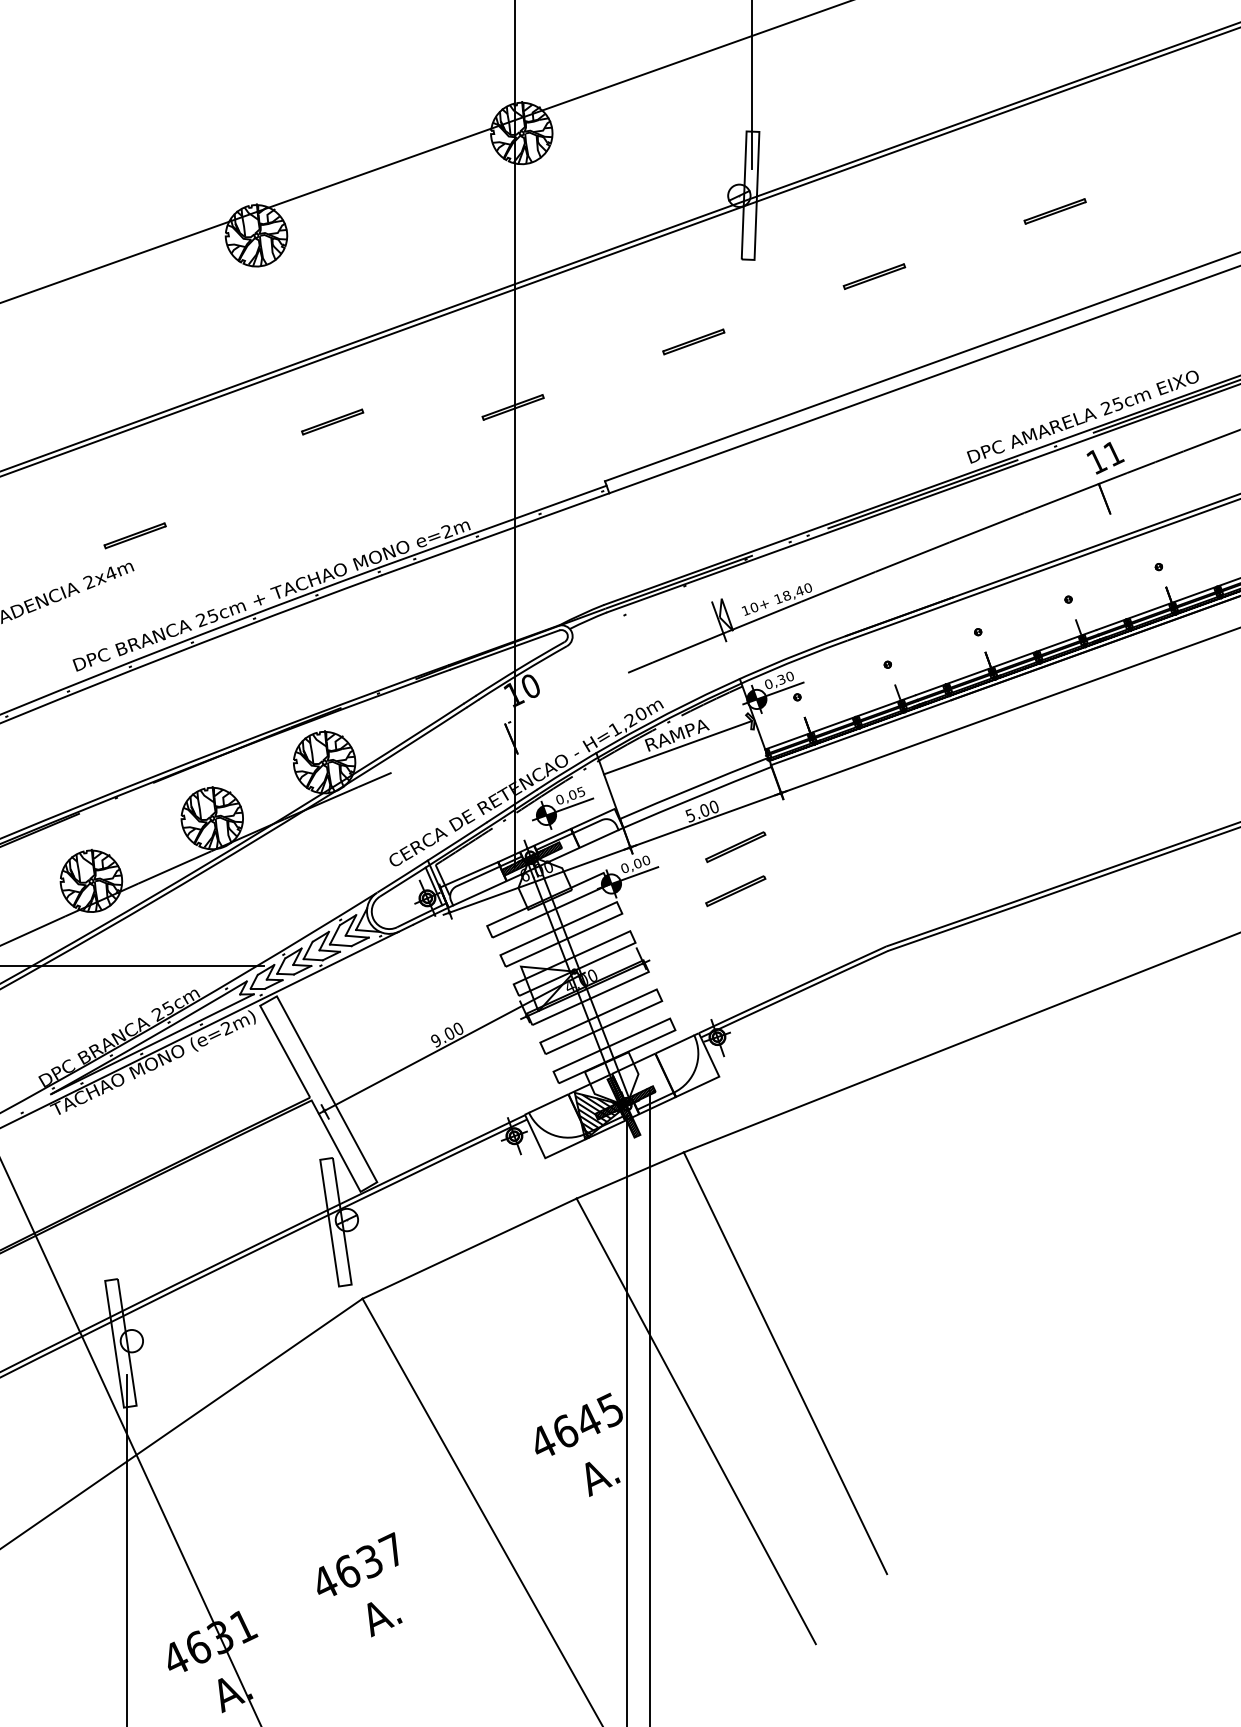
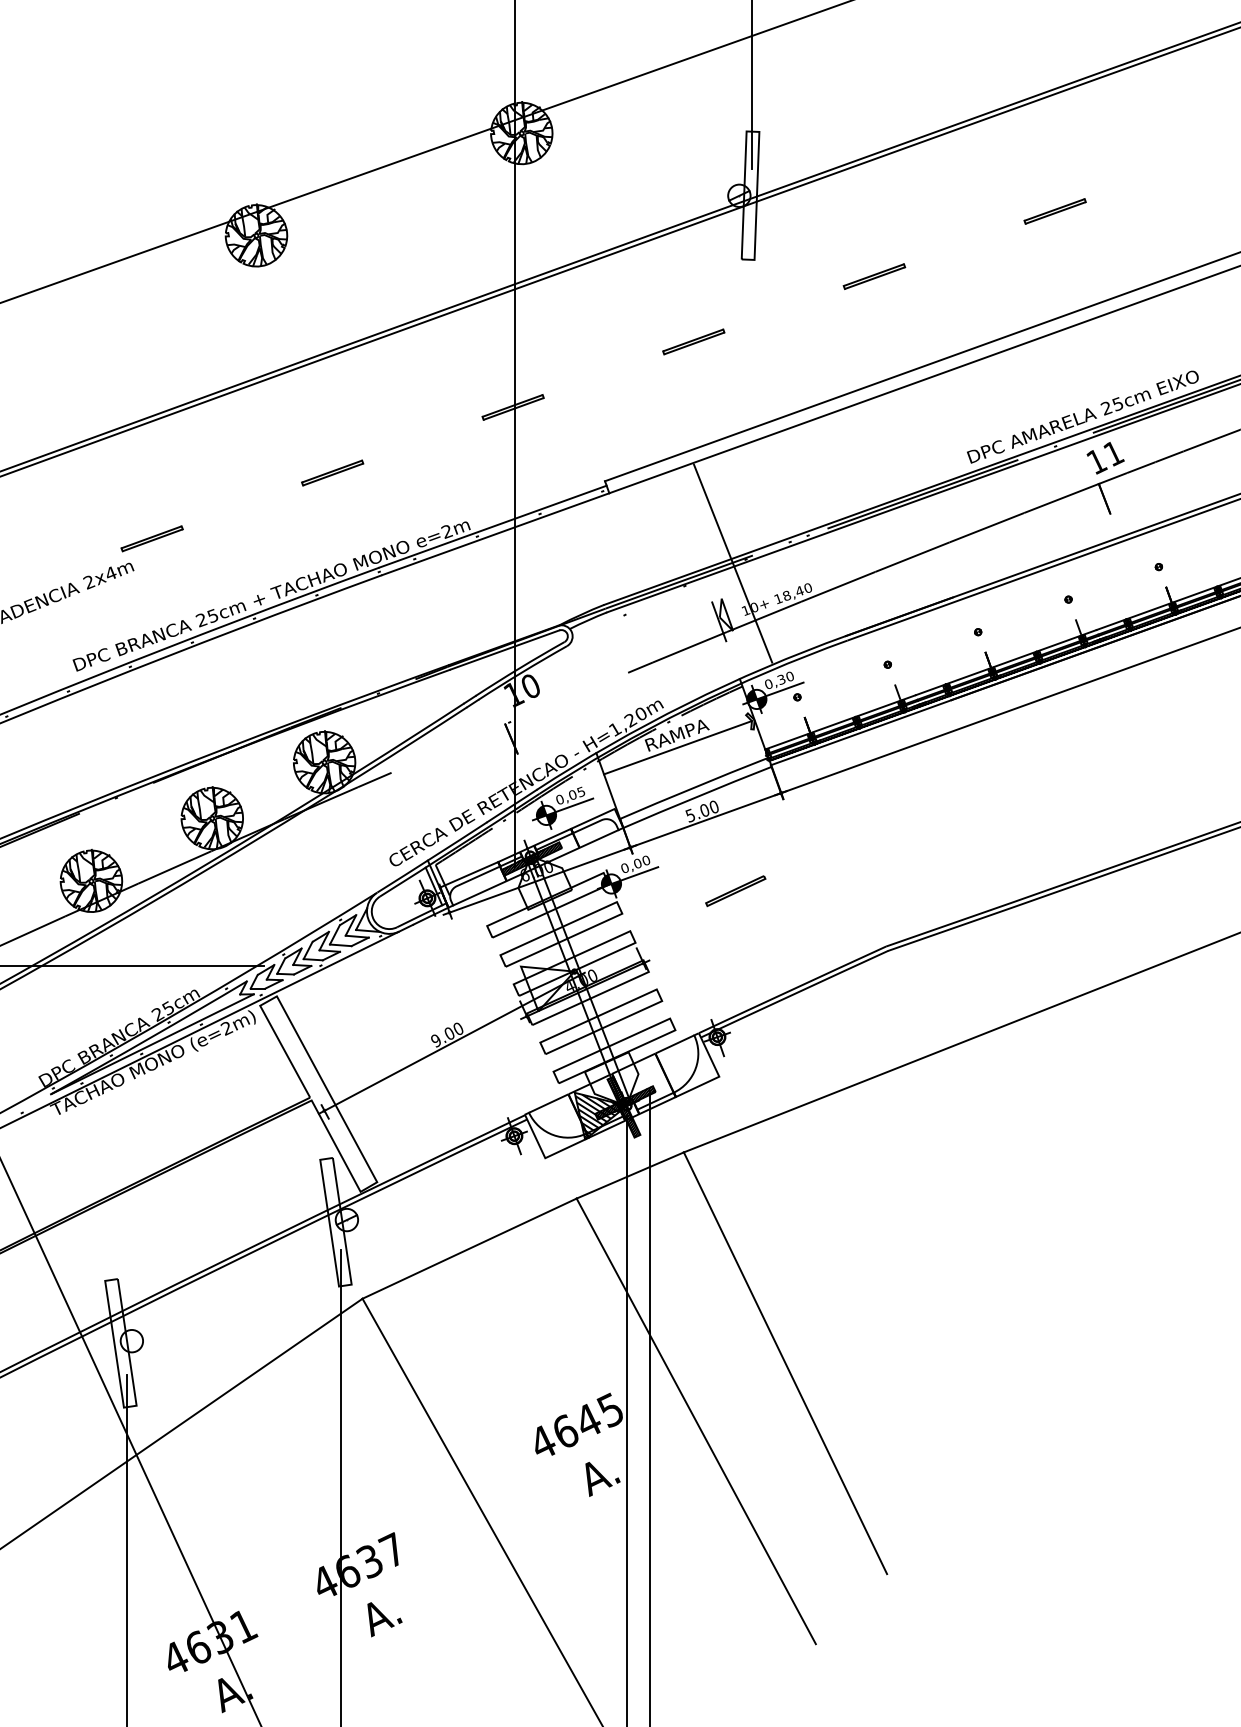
part position: (332, 421) -> (332, 472) (332, 472)
part position: (134, 535) -> (151, 538) (151, 538)
line: none -> present (733, 563)
part: present -> none (735, 847)
line: none -> present (340, 1486)
